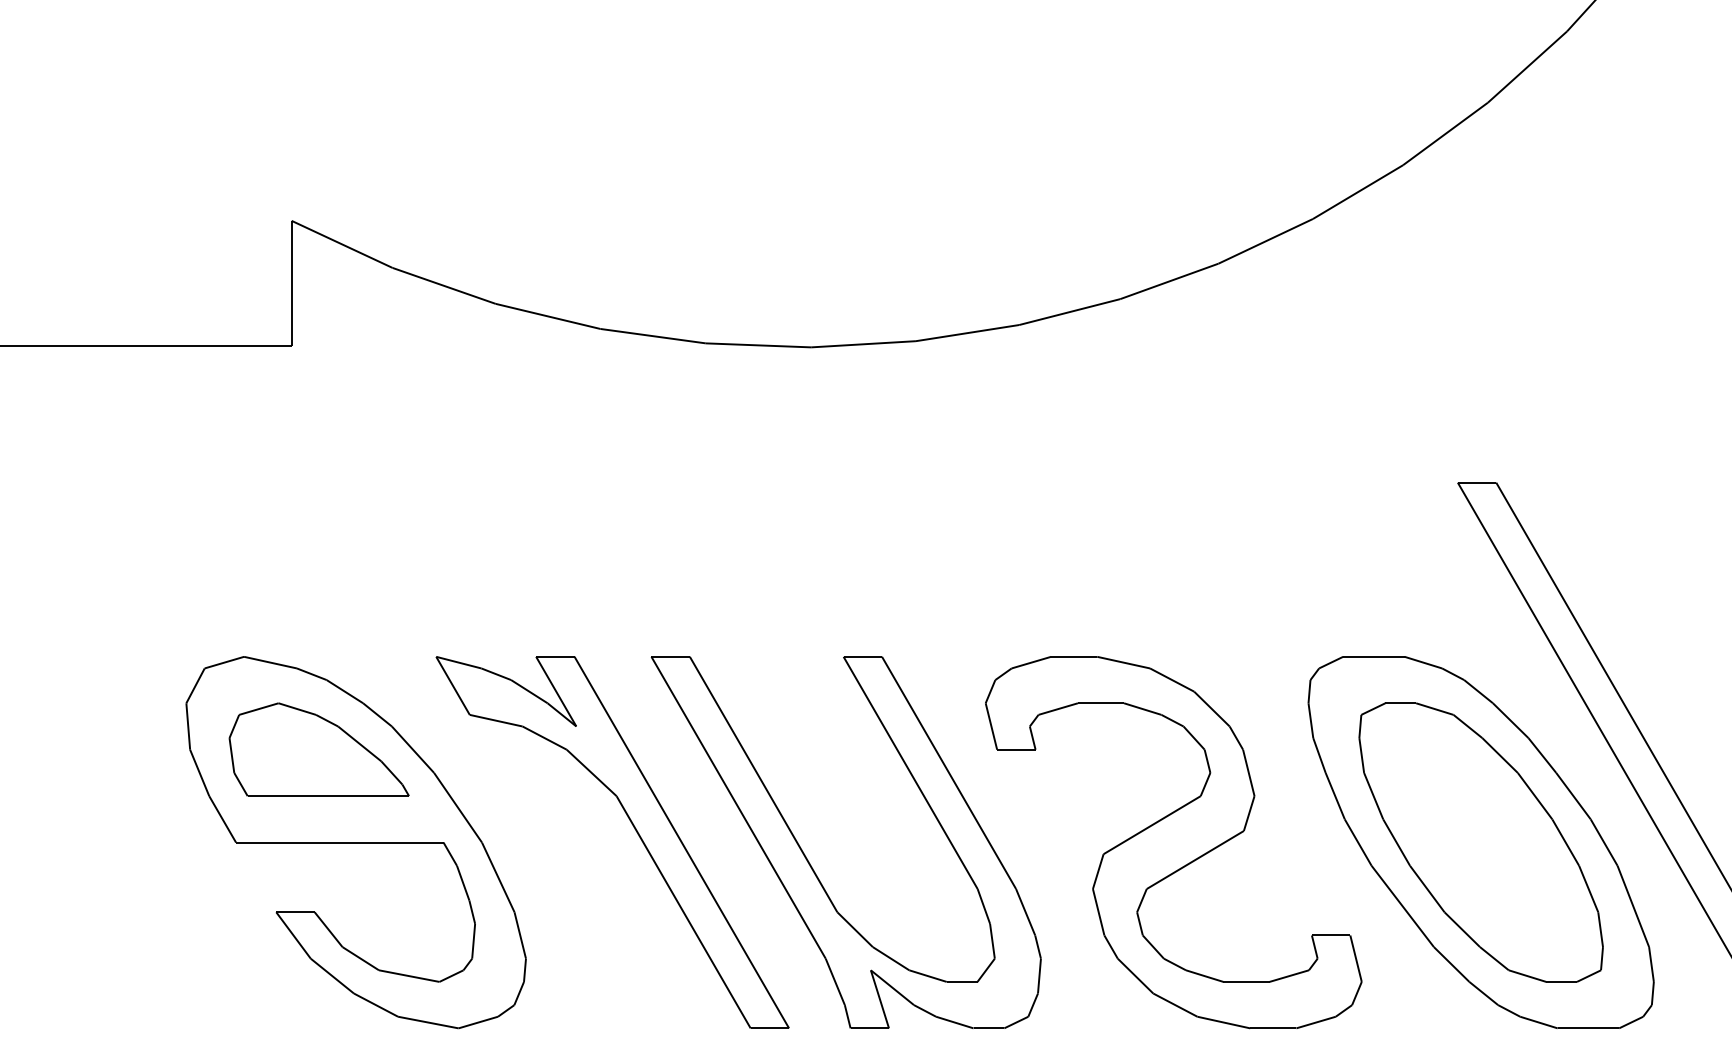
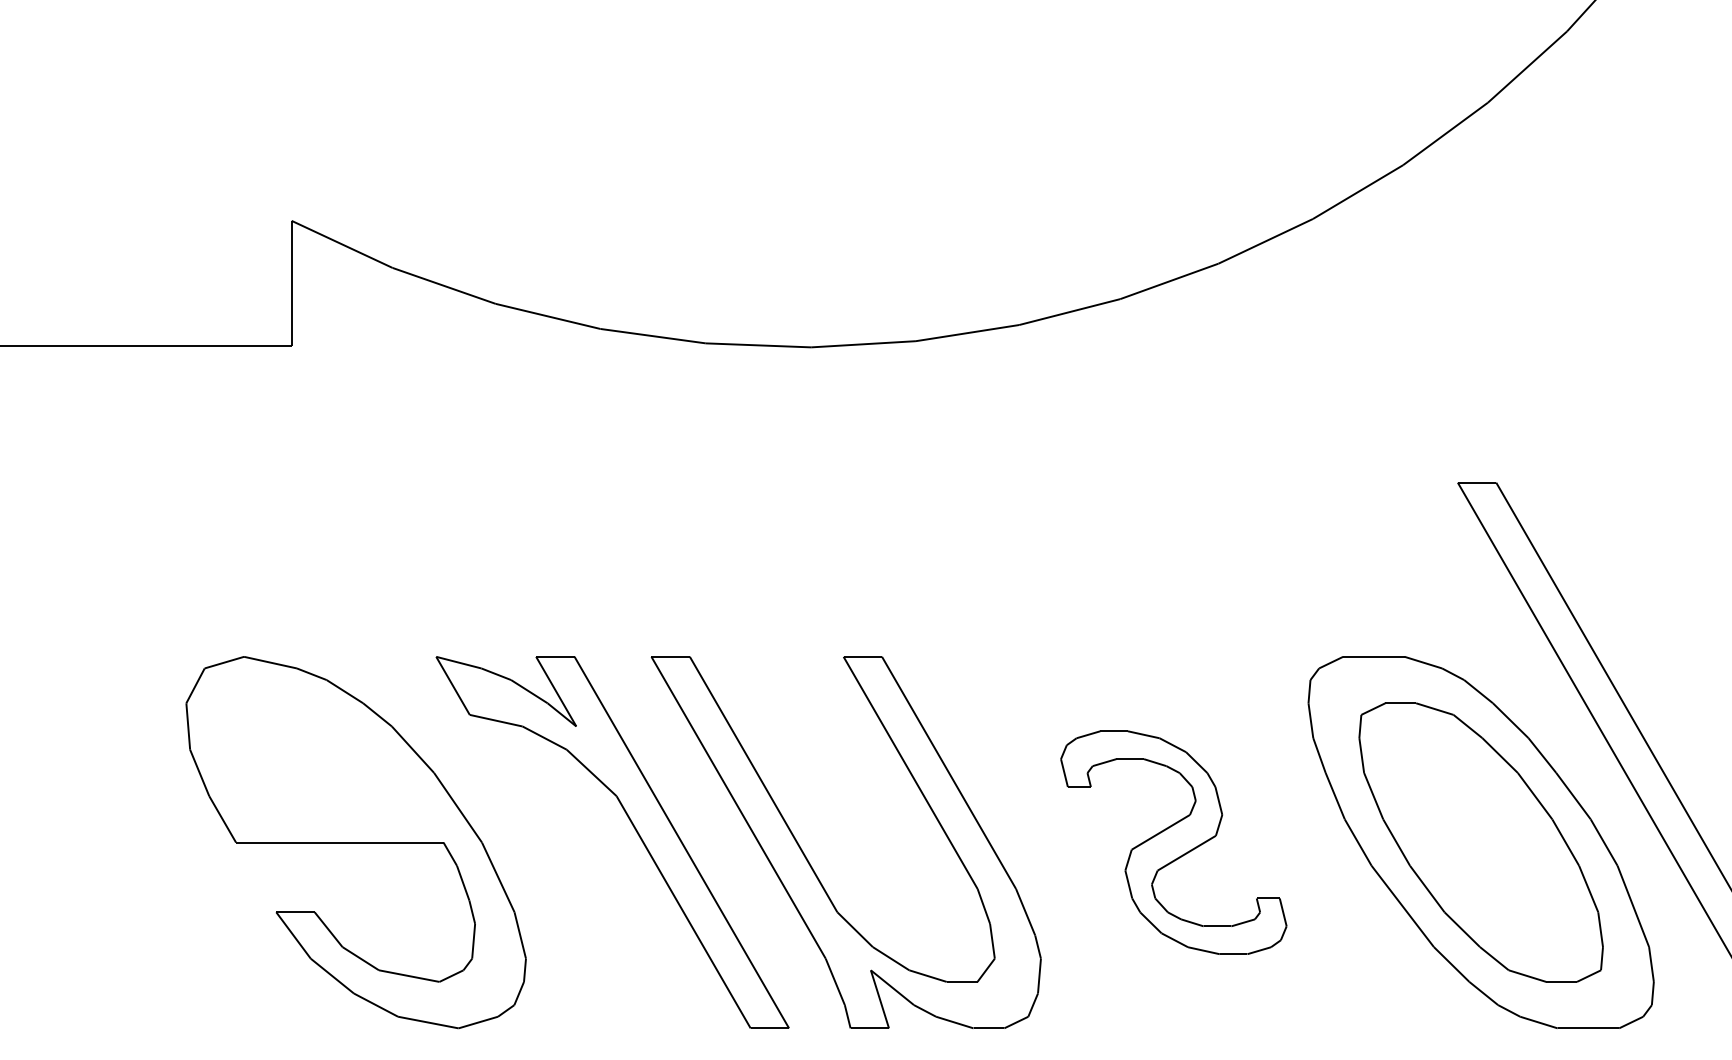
part: present -> none (318, 749)
part size: 378x374 px -> 228x225 px (1173, 842)
